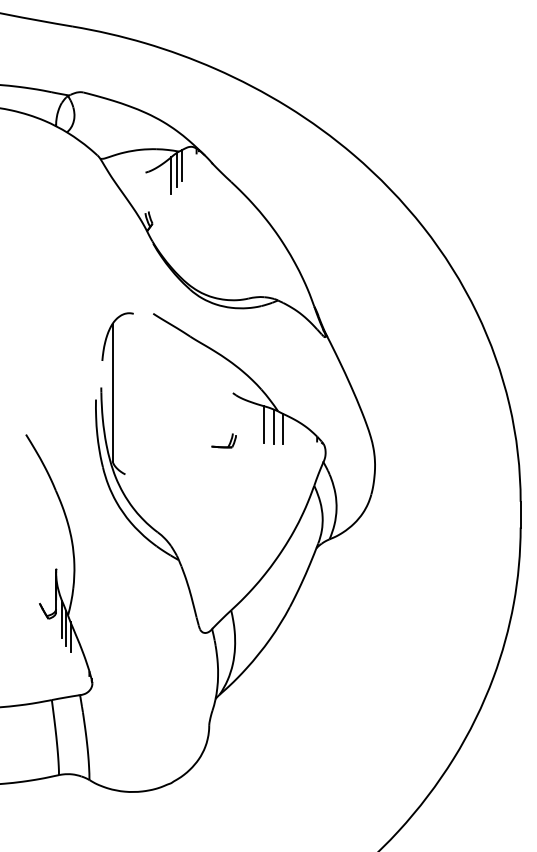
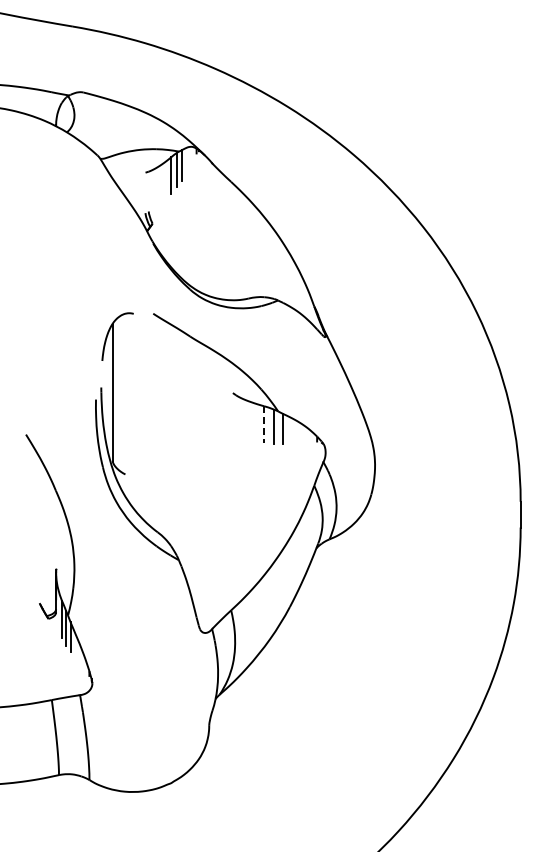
line: solid -> dashed (264, 424)
part: present -> none (223, 440)
